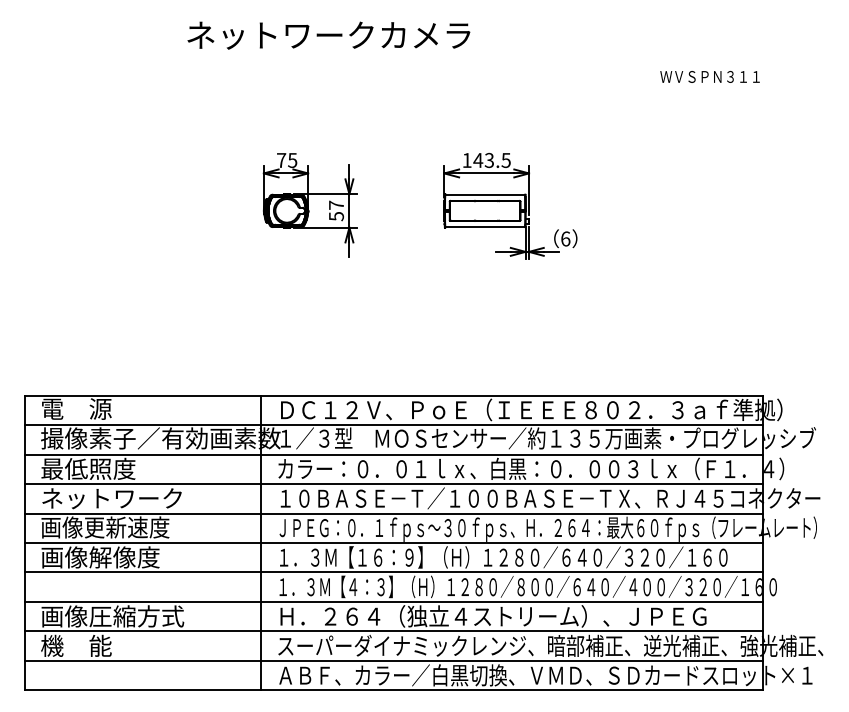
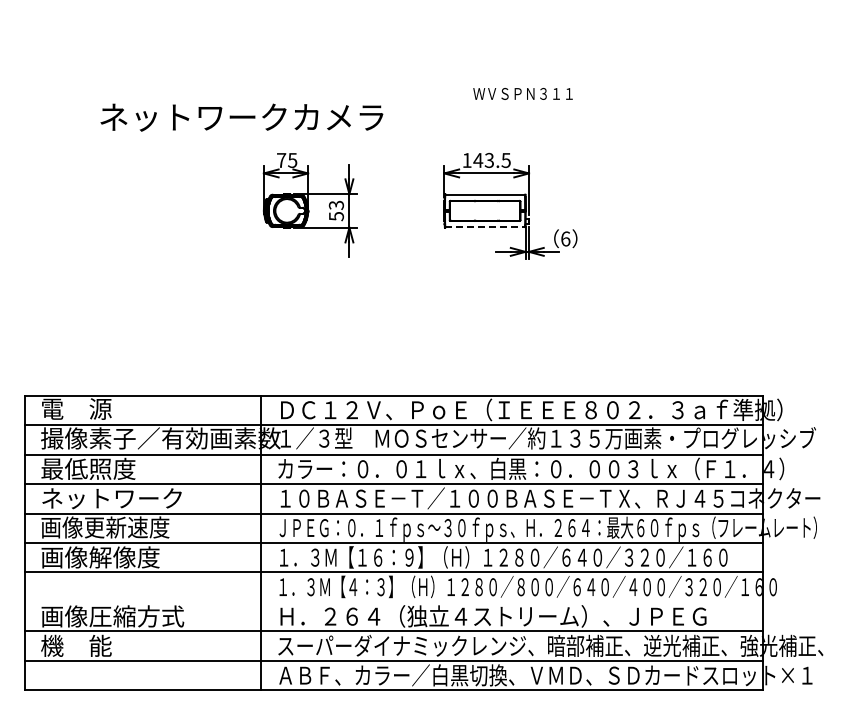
text position: (328, 35) -> (241, 117) (241, 117)
text position: (709, 76) -> (522, 93) (522, 93)
text: 57 -> 53 (336, 204)
line: solid -> dashed (485, 227)
line: present -> none (393, 601)
